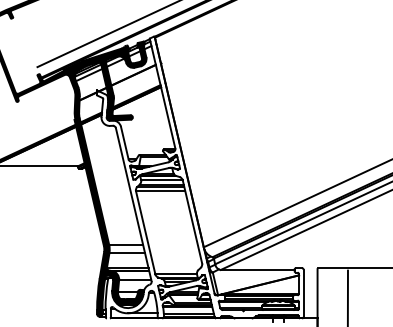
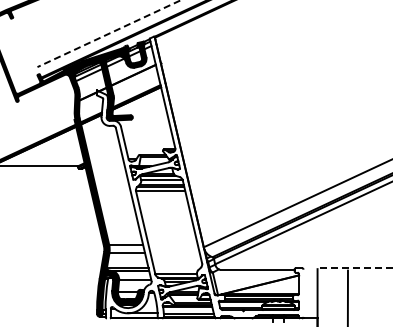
line: solid -> dashed (109, 33)
line: present -> none (304, 230)
line: solid -> dashed (354, 268)
line: present -> none (303, 292)
